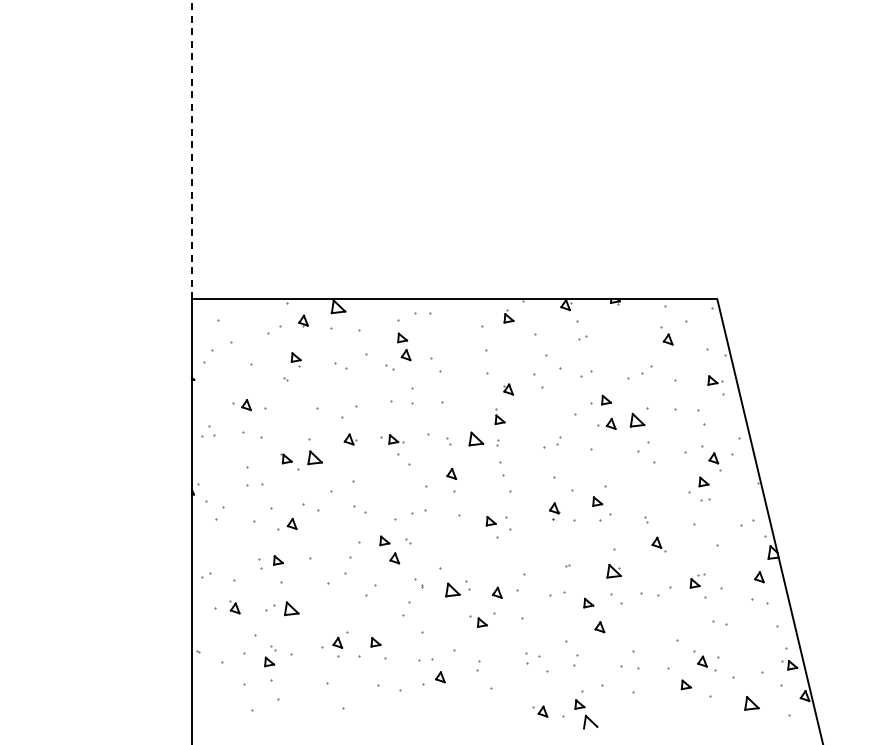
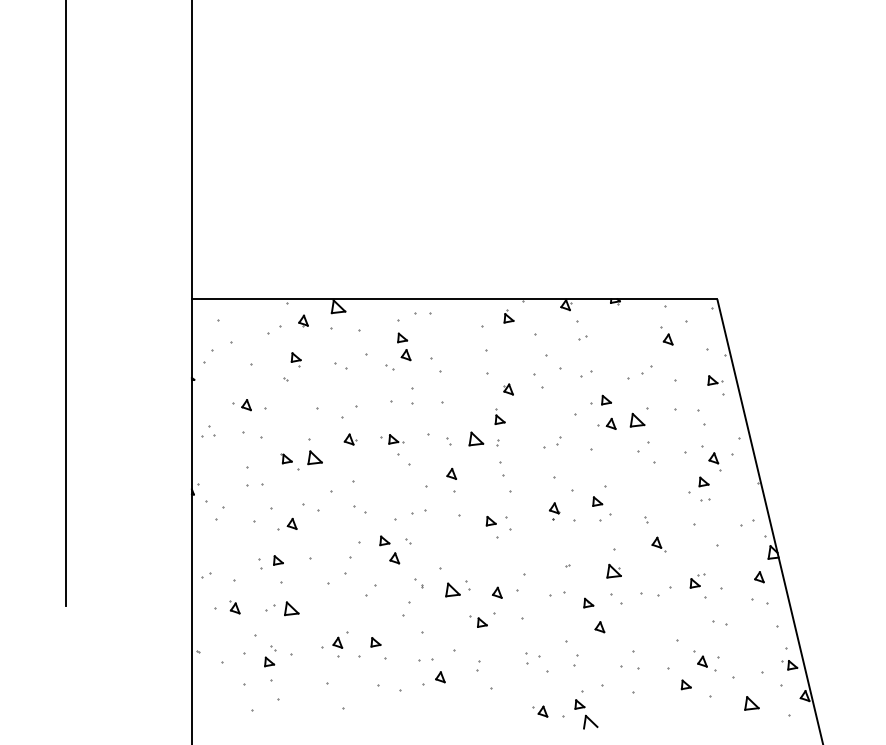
line: dashed -> solid (191, 149)
line: none -> present (65, 303)
